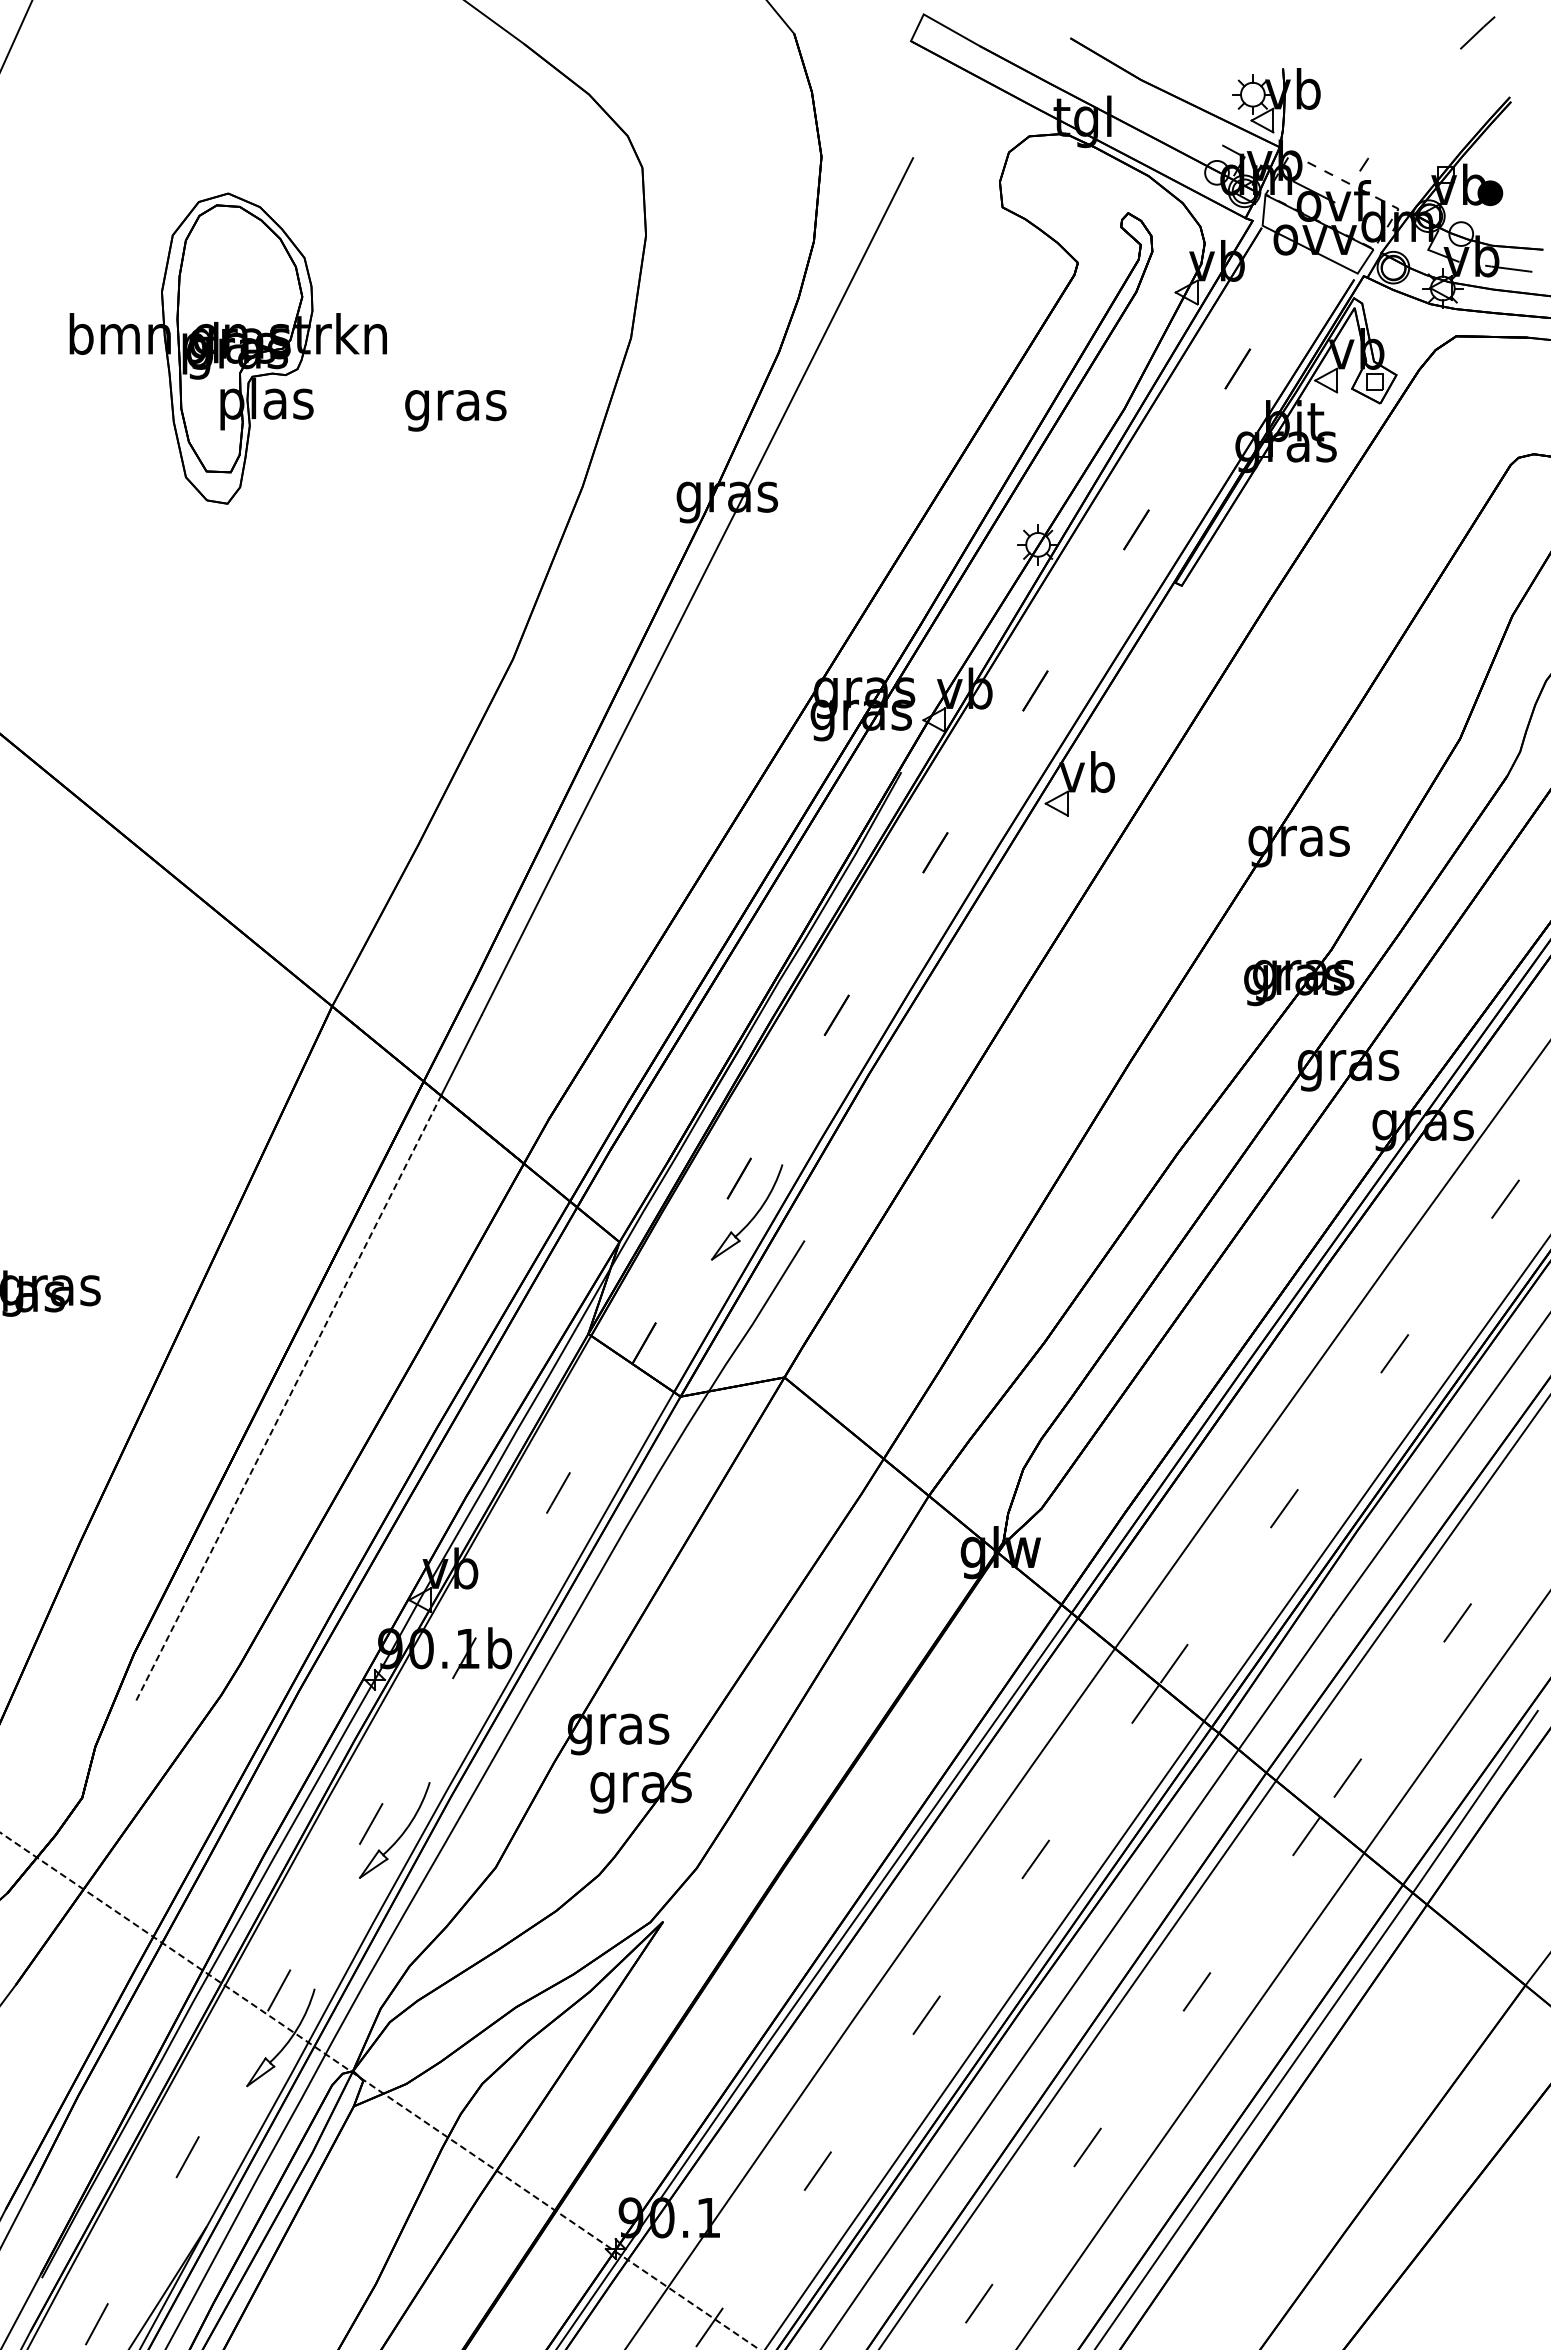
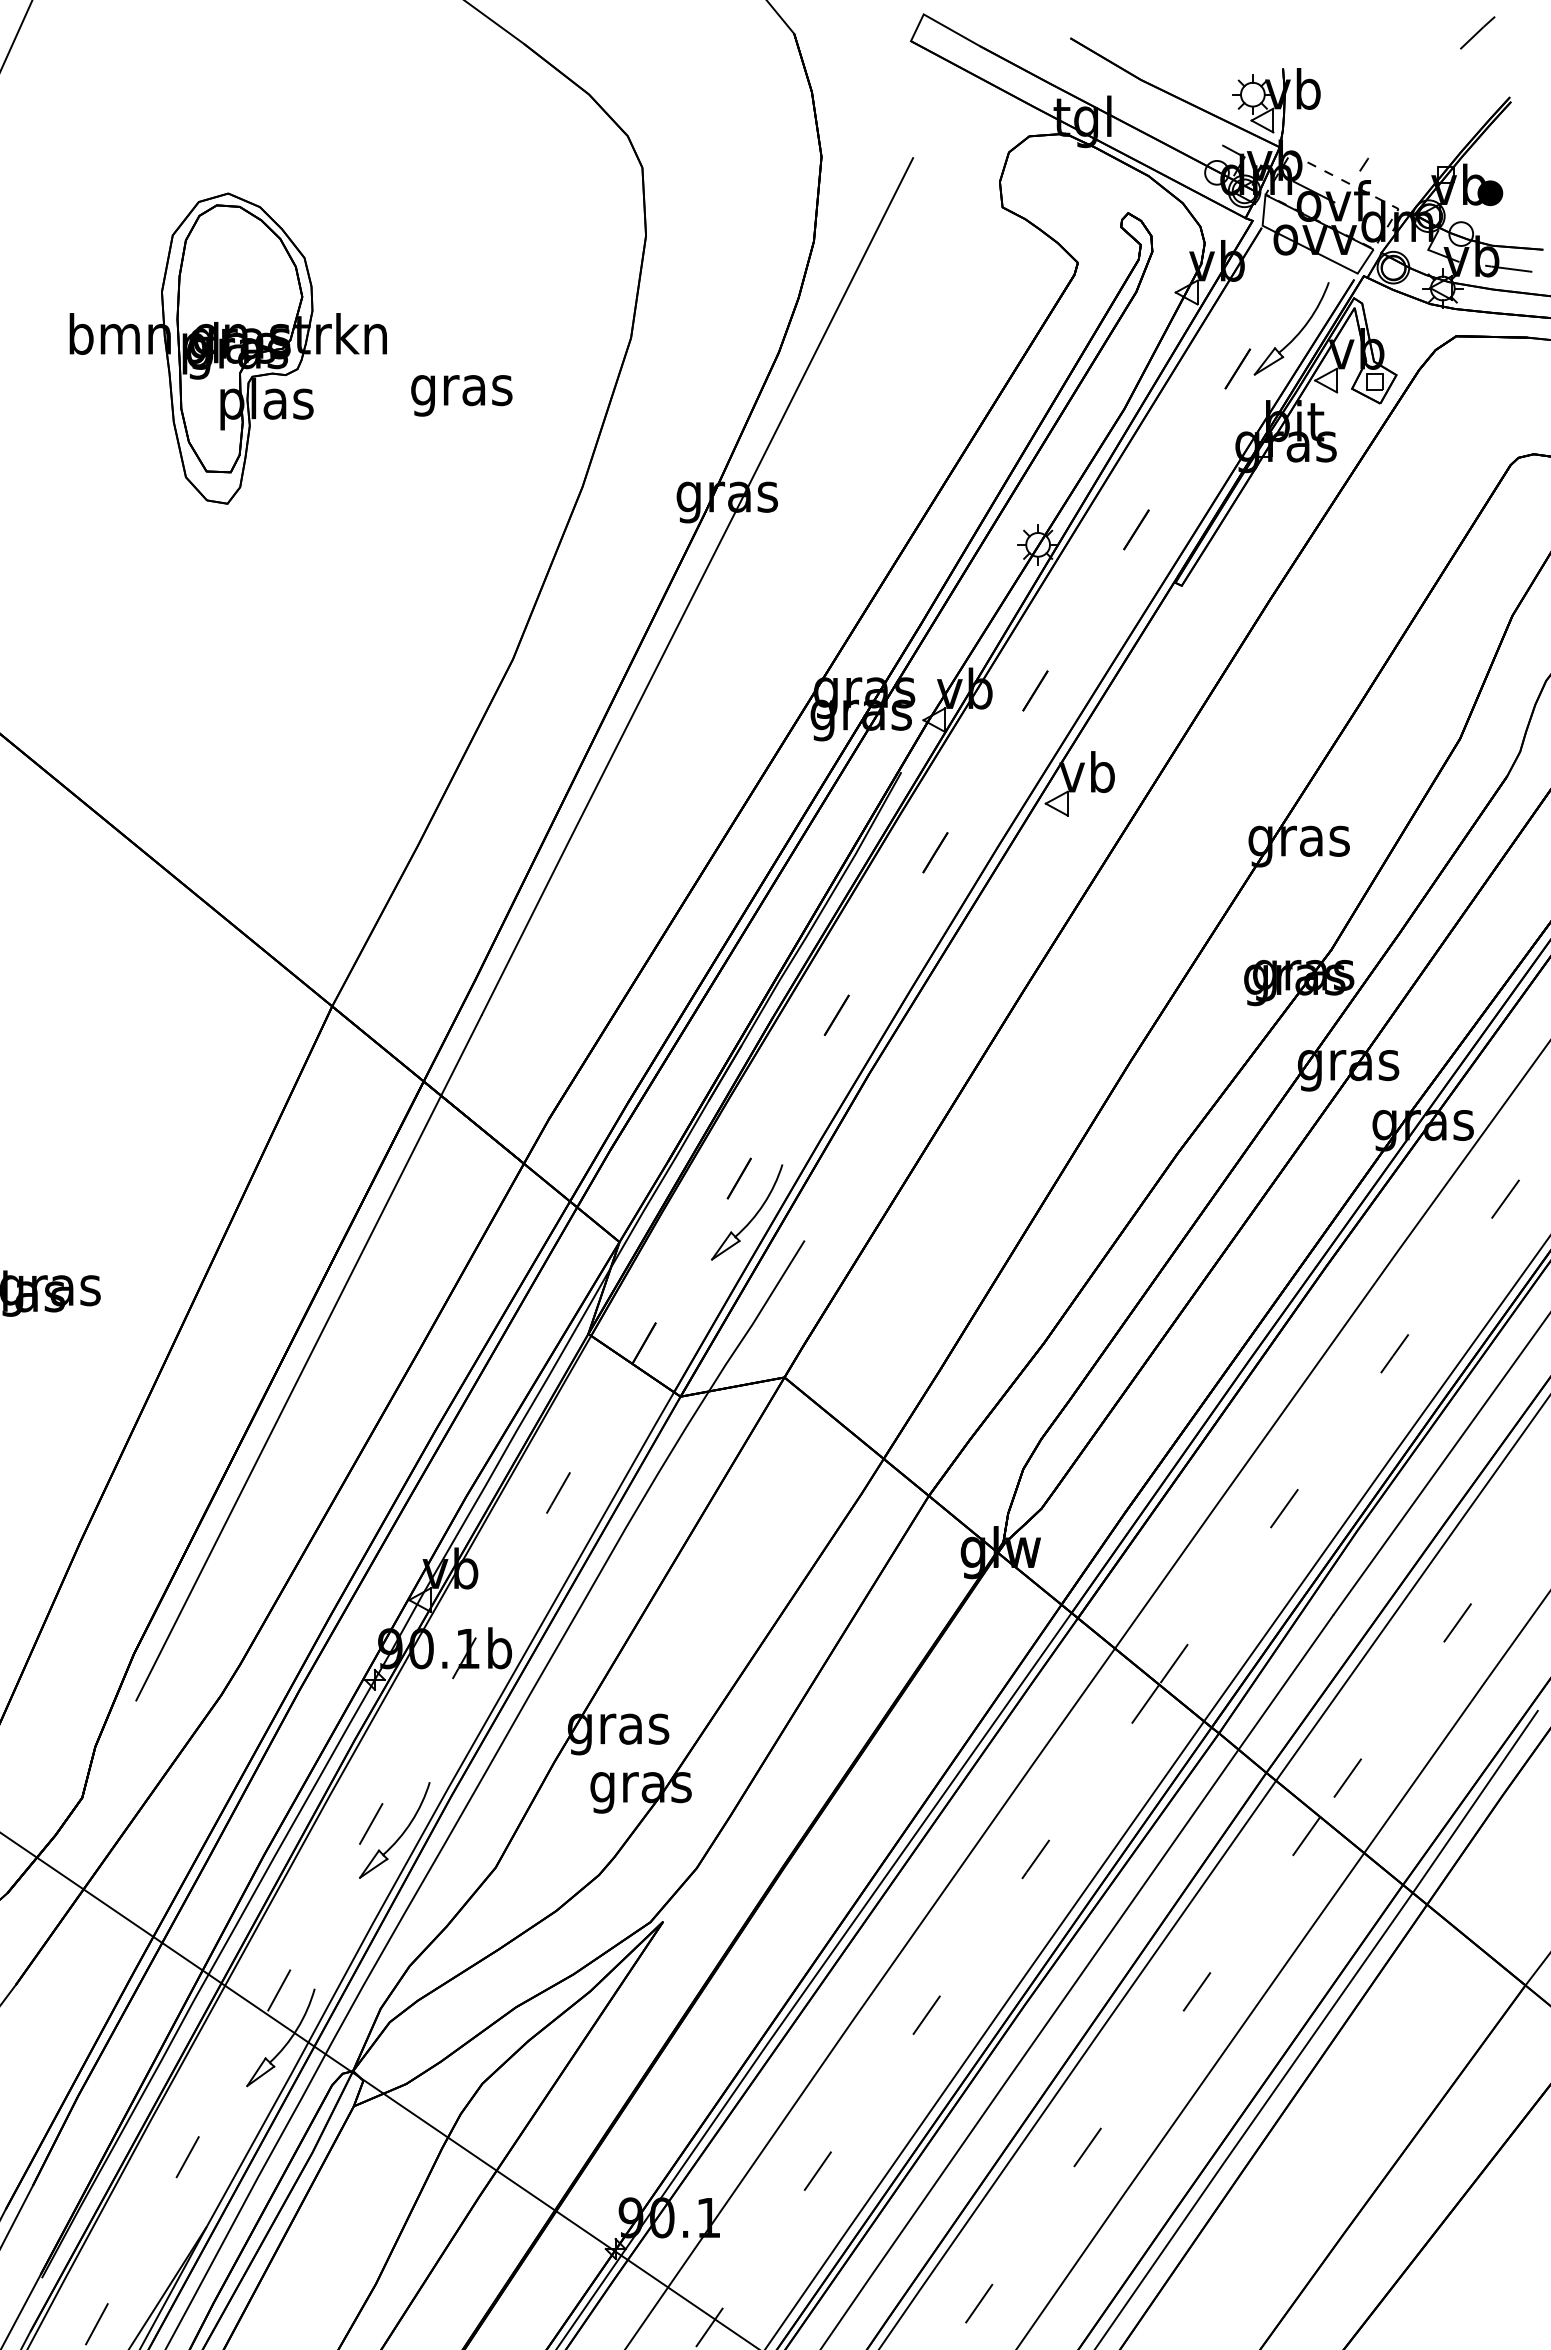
part: none -> present (1297, 333)
text position: (455, 410) -> (461, 395) (461, 395)
line: dashed -> solid (288, 1398)
line: dashed -> solid (380, 2091)
